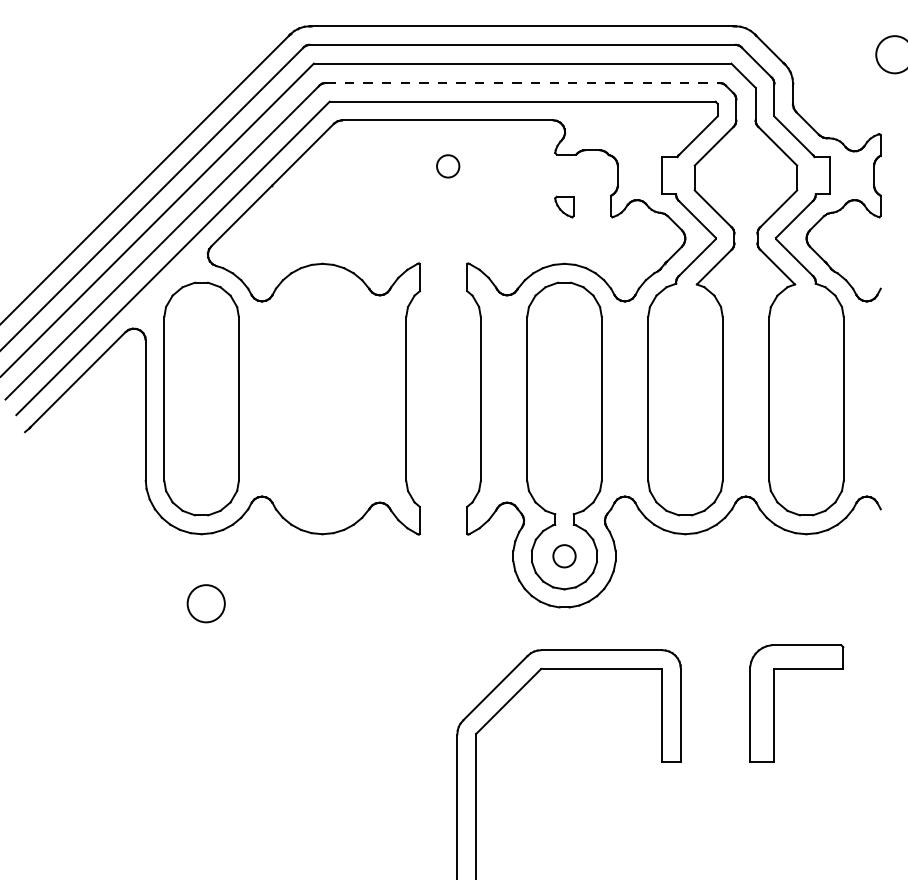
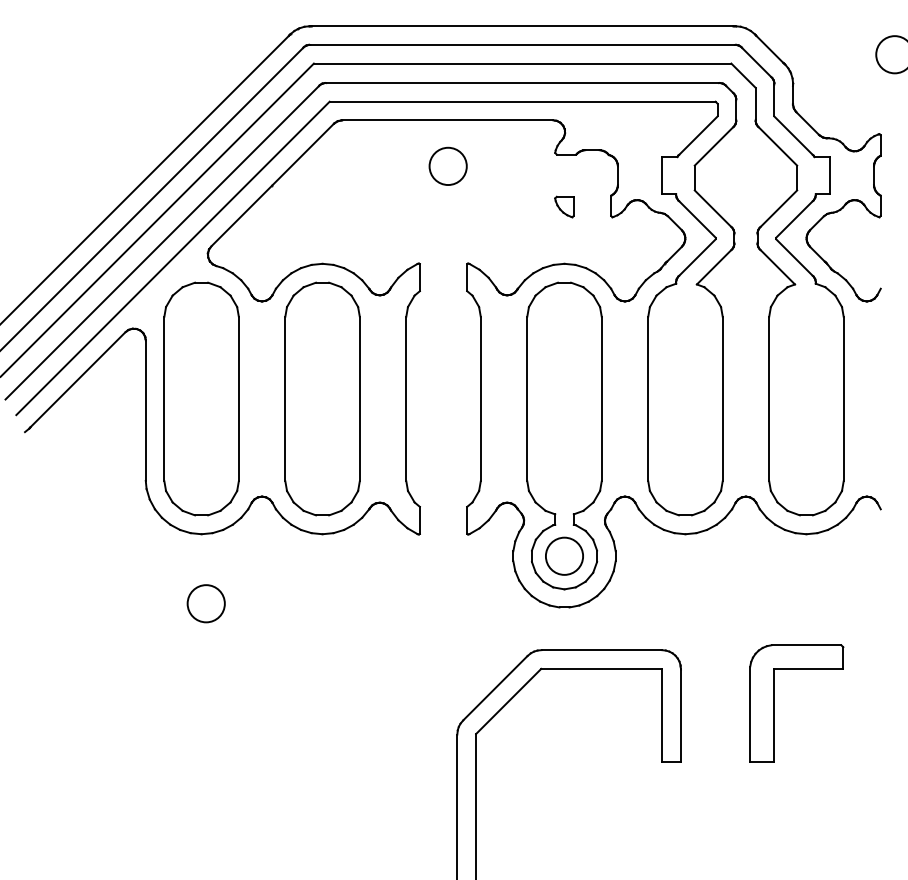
line: dashed -> solid (523, 83)
circle diameter: 22 px -> 37 px (447, 166)
part: none -> present (322, 398)
circle diameter: 22 px -> 37 px (564, 555)
